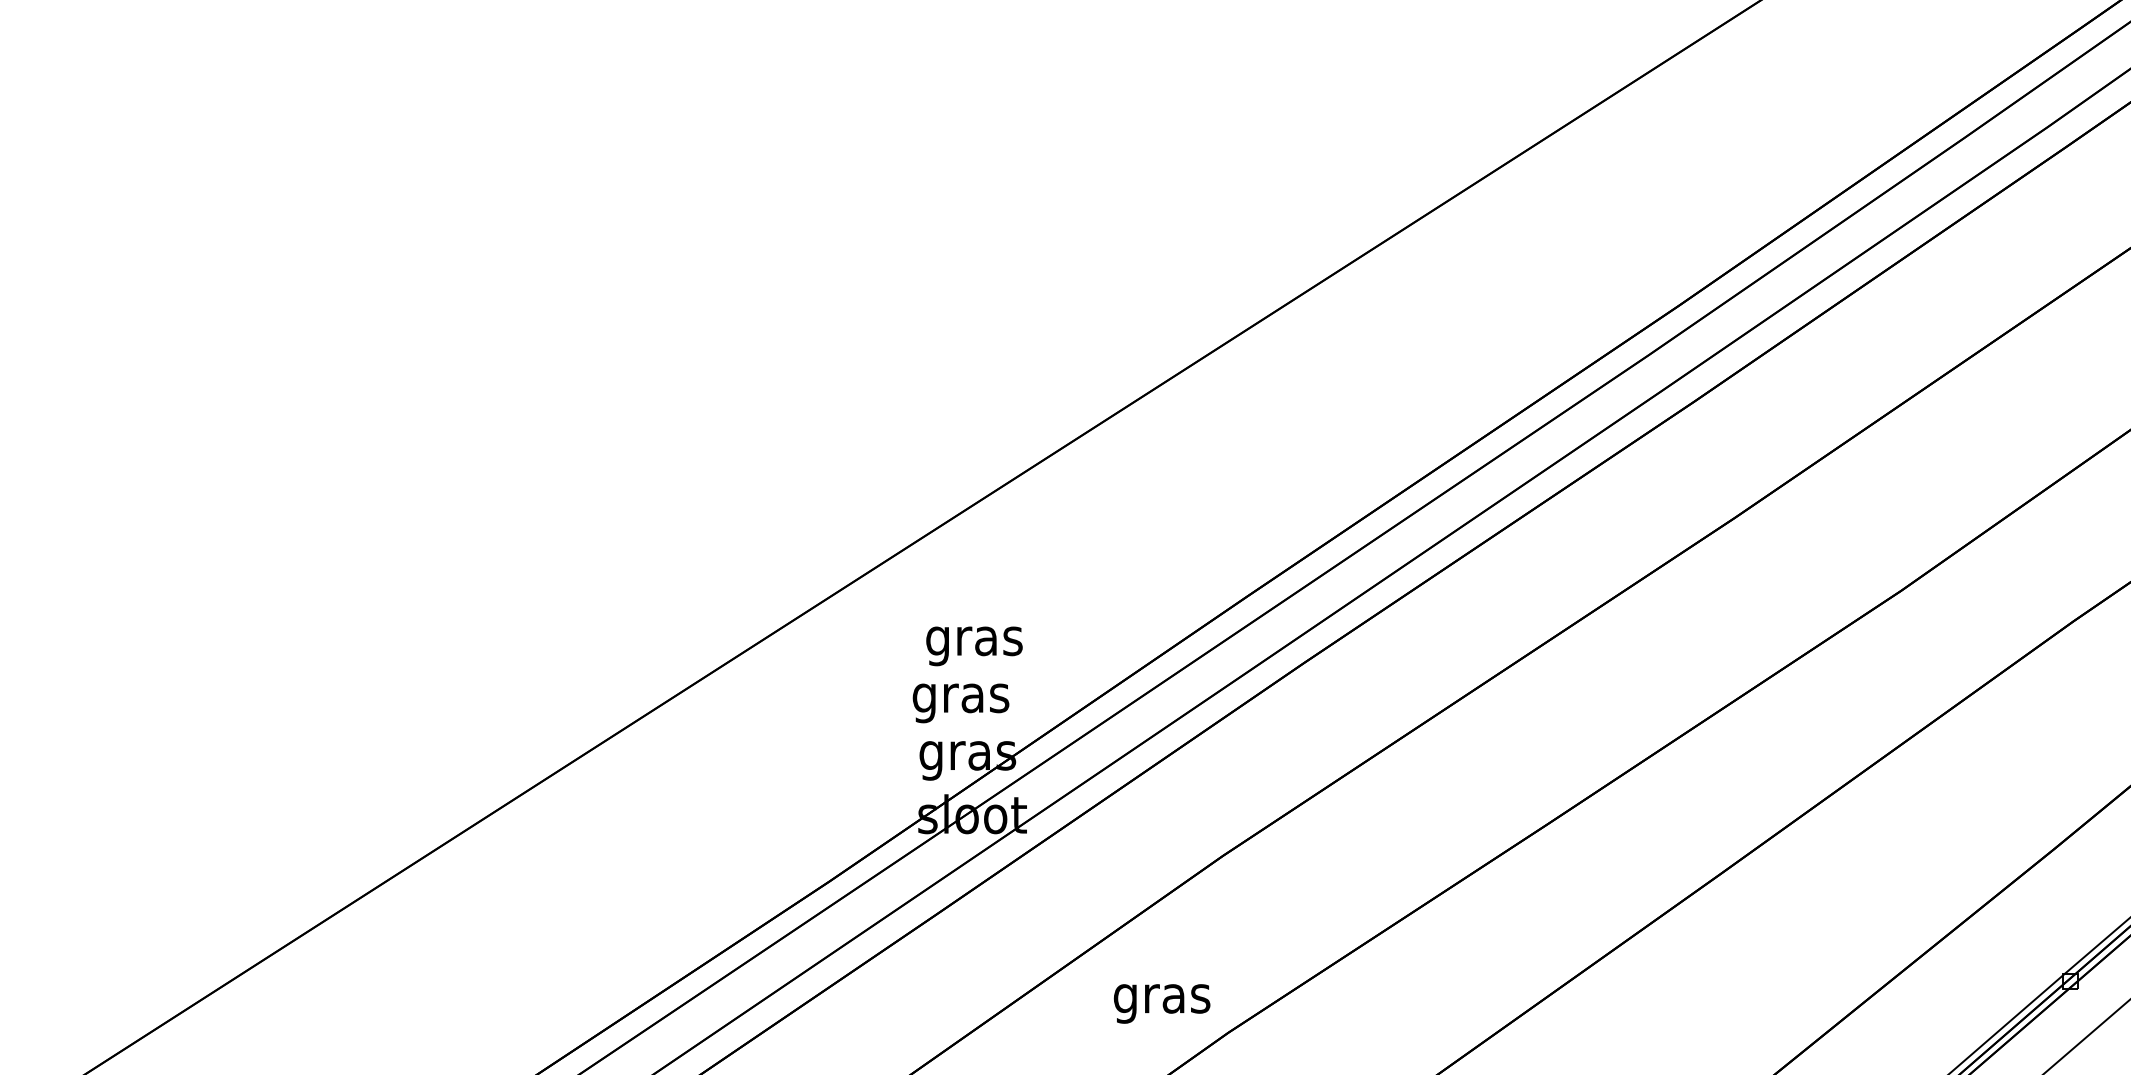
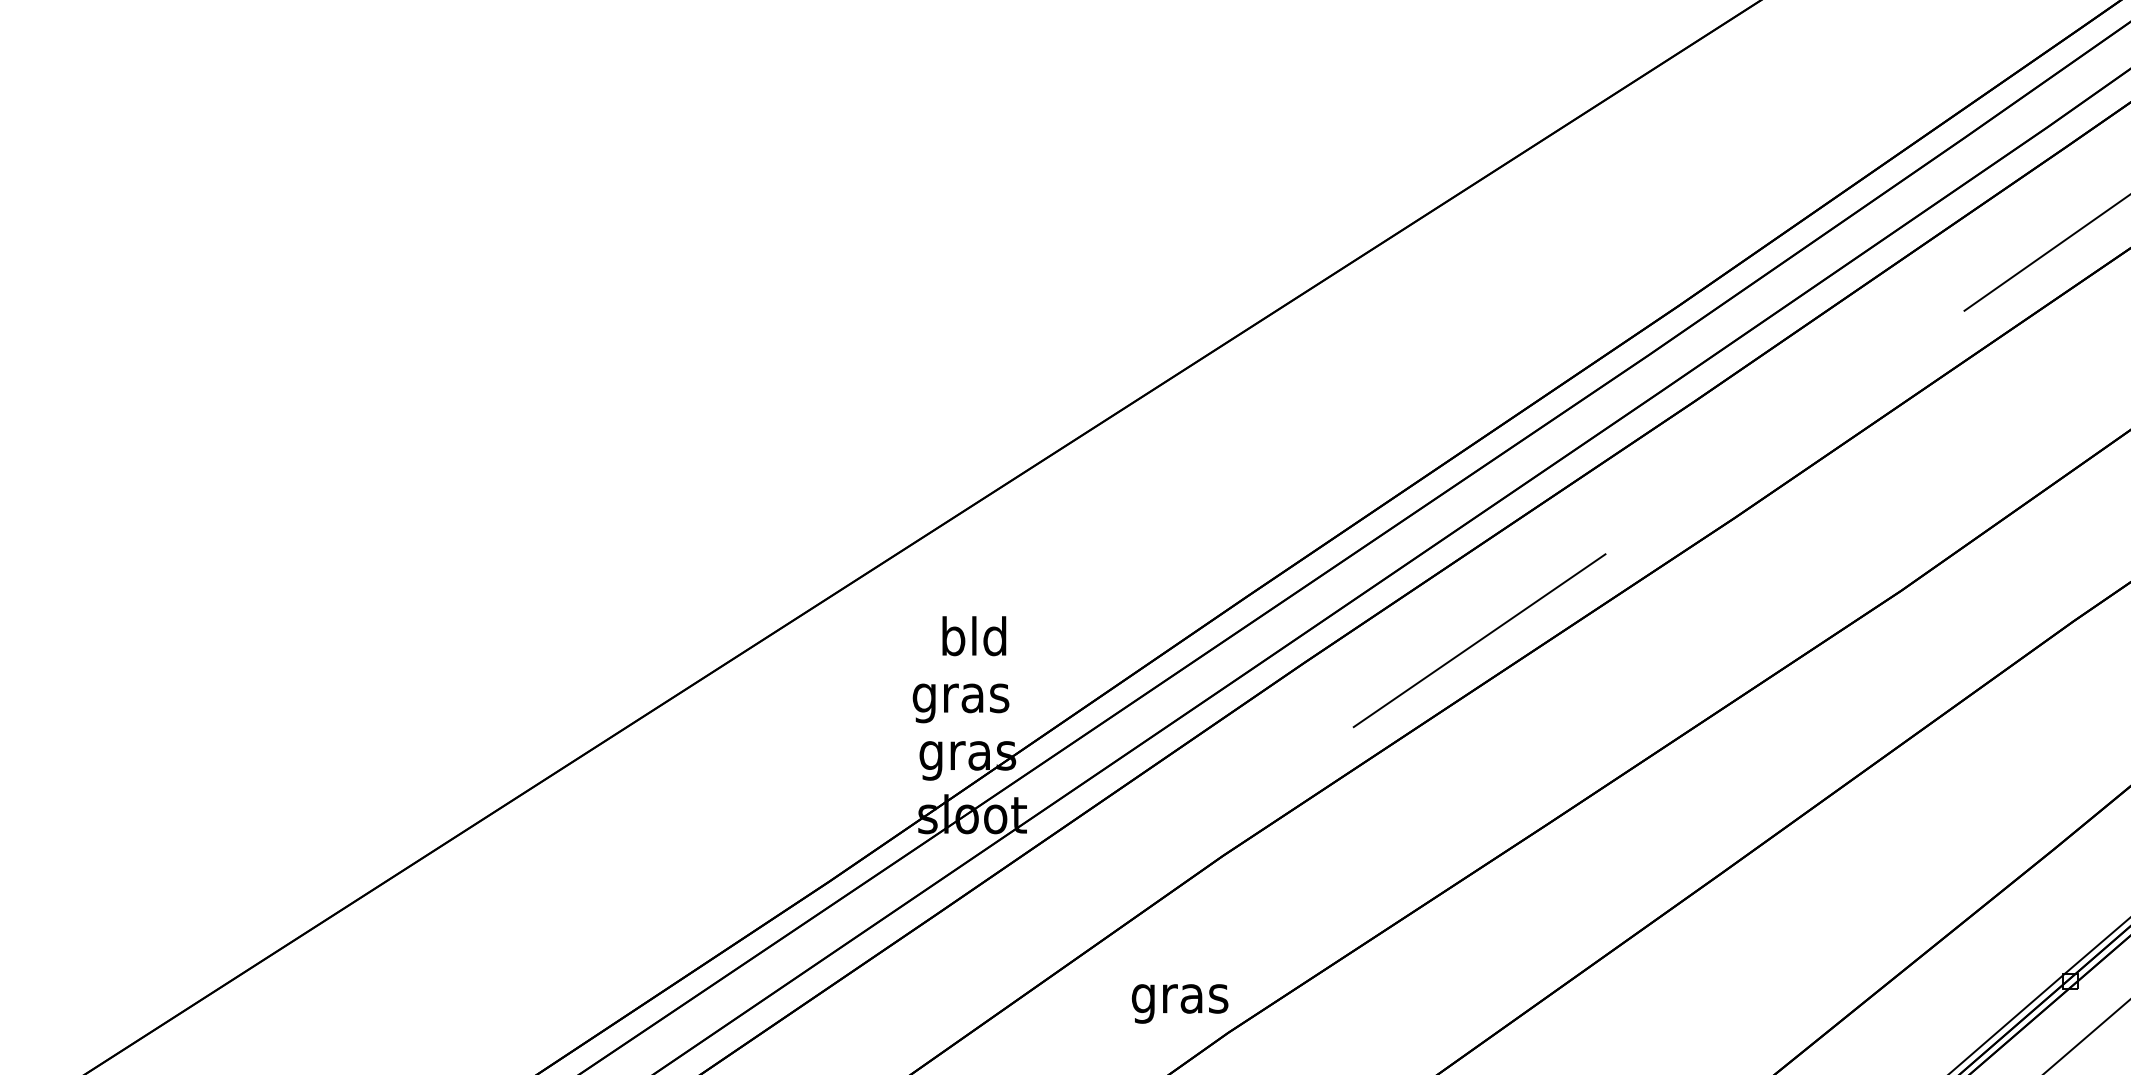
line: none -> present (2045, 253)
line: none -> present (1479, 640)
text: gras -> bld (974, 641)
text position: (1161, 1003) -> (1179, 1003) (1179, 1003)
